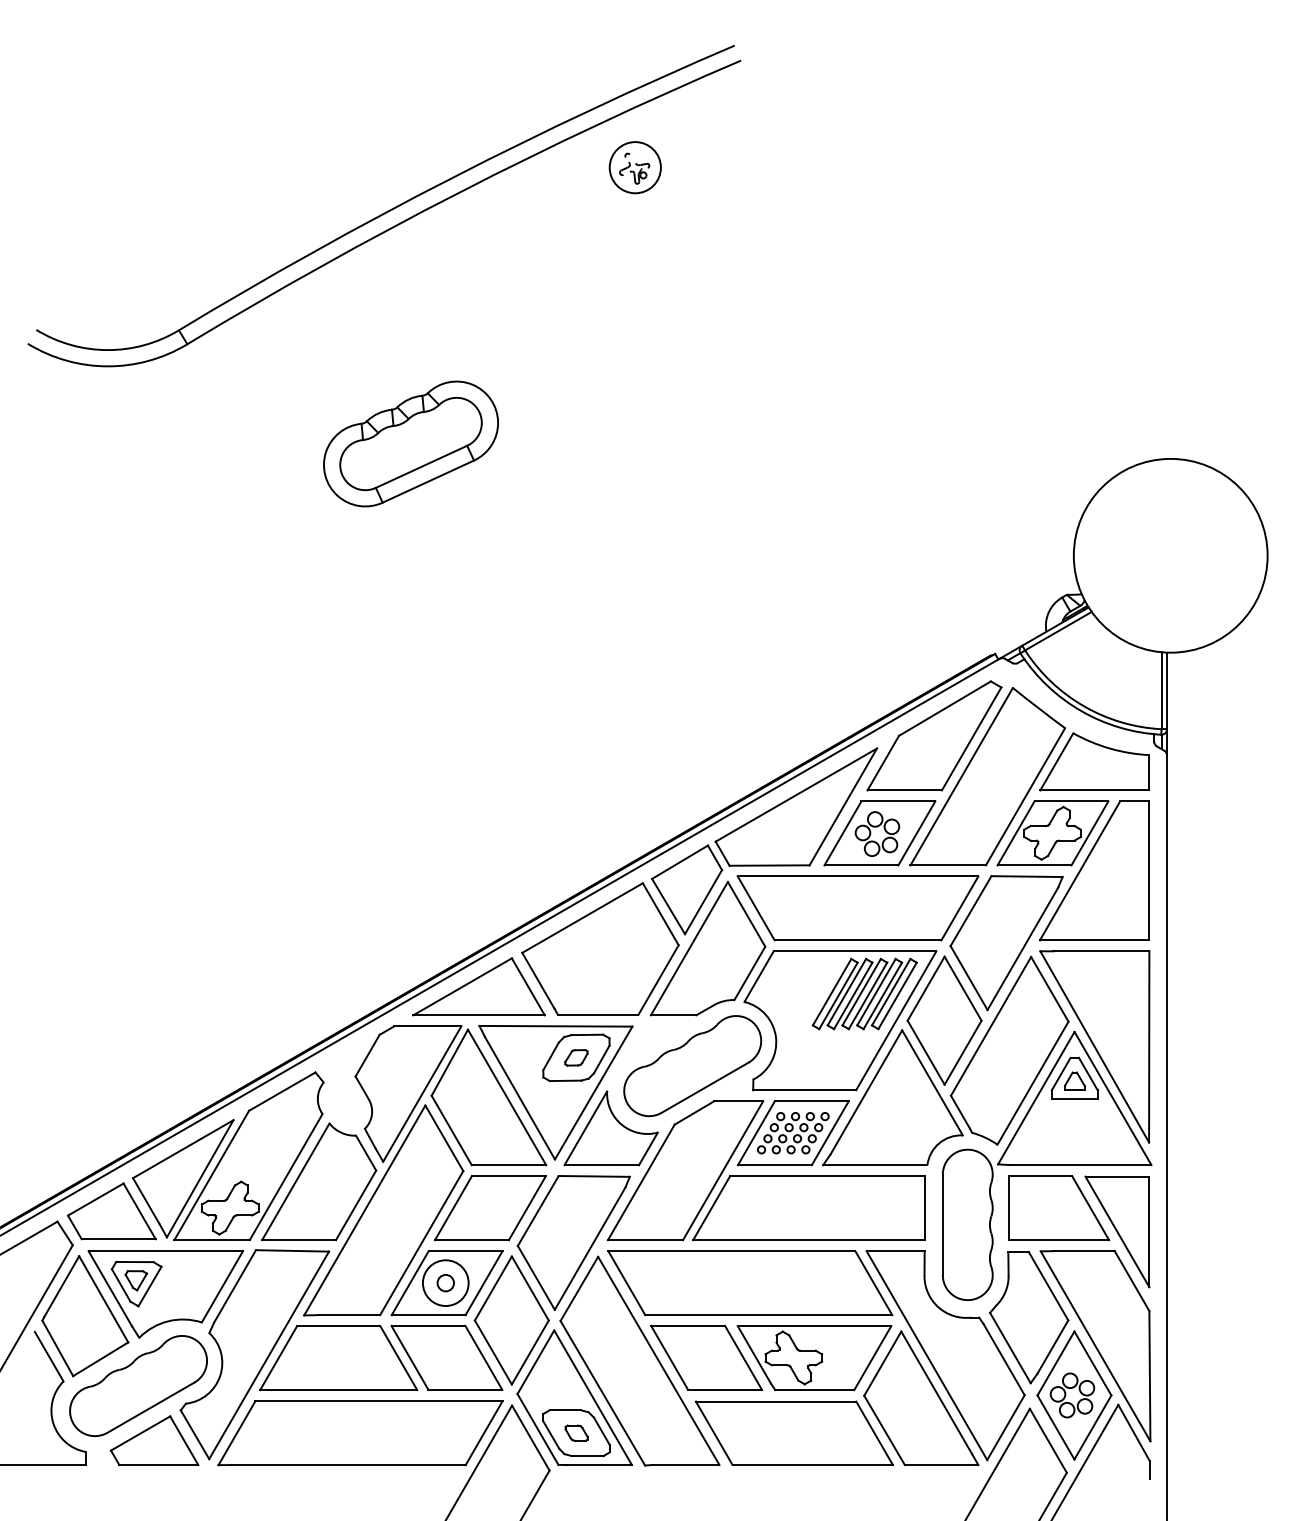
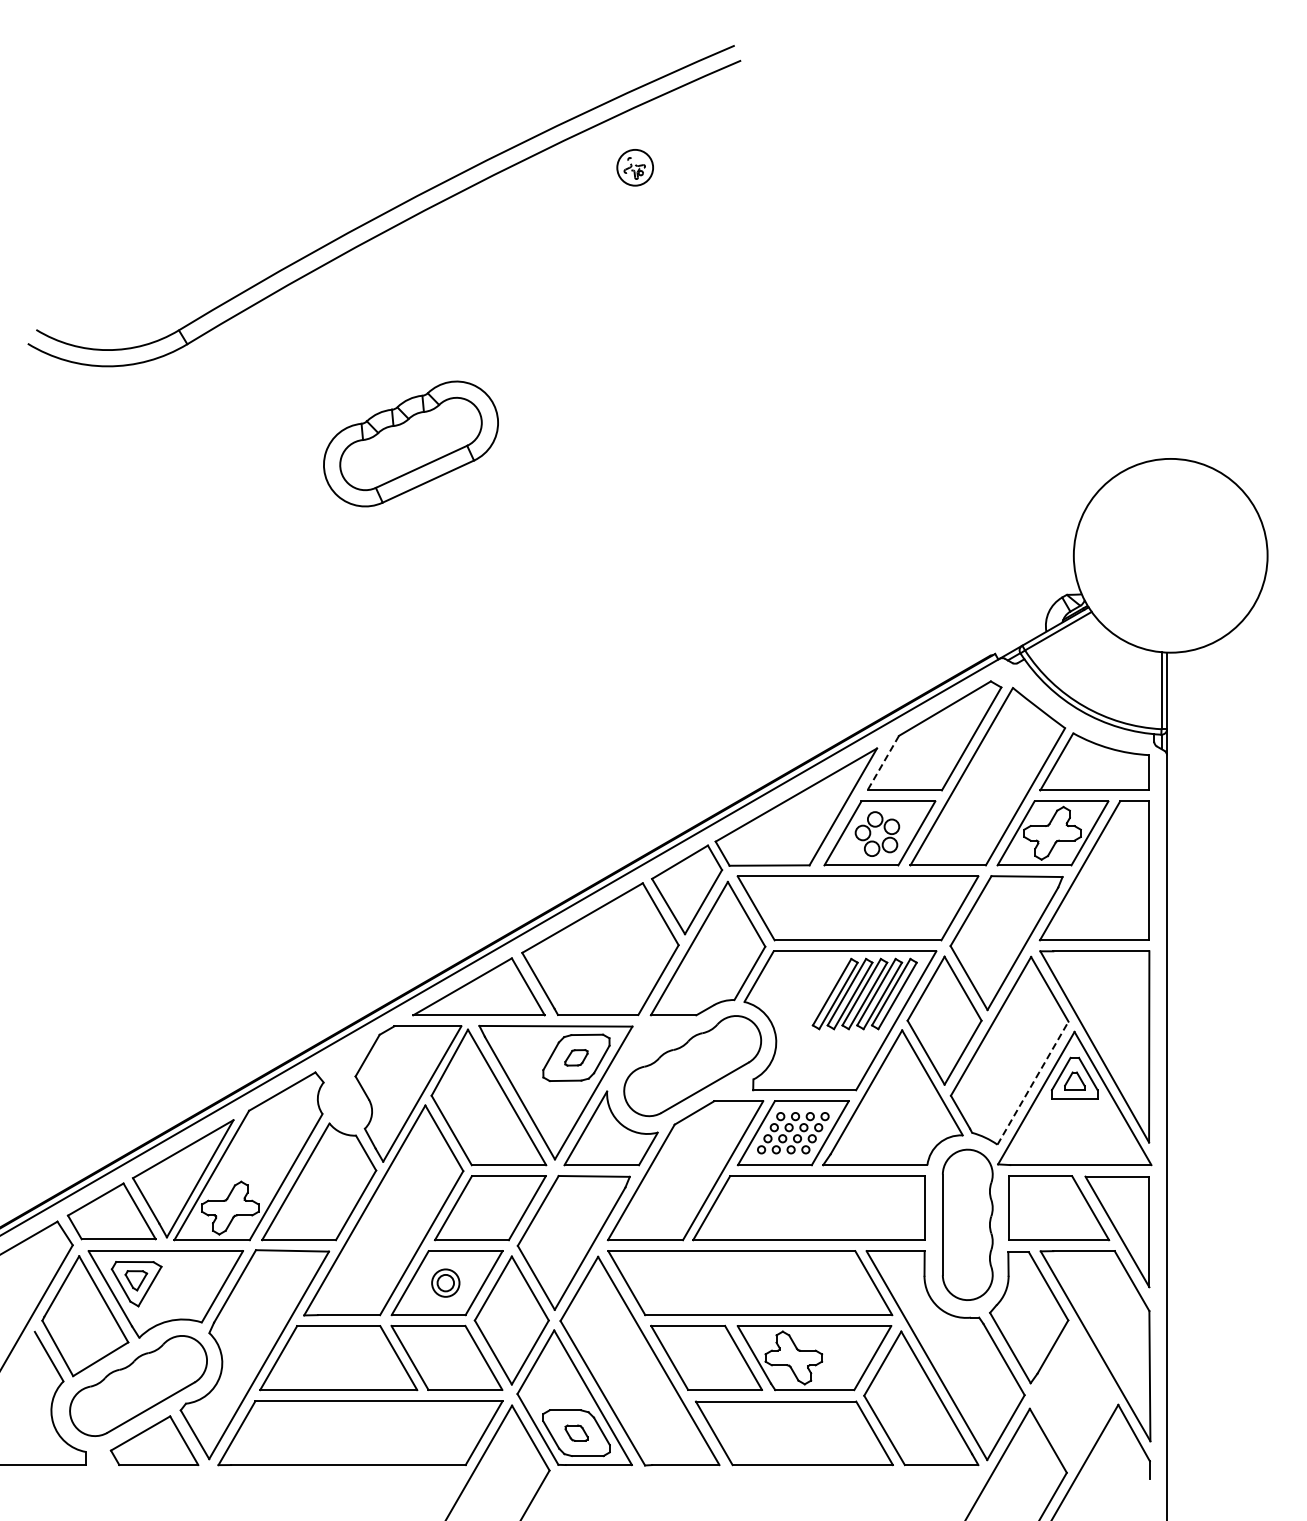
part size: 54x54 px -> 38x38 px (634, 167)
line: solid -> dashed (883, 763)
line: solid -> dashed (1033, 1082)
circle diameter: 46 px -> 27 px (445, 1282)
part: present -> none (1074, 1395)
